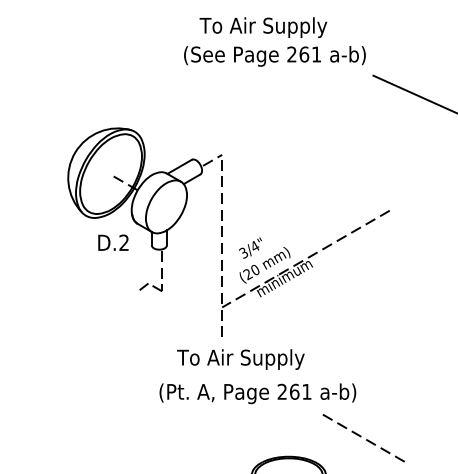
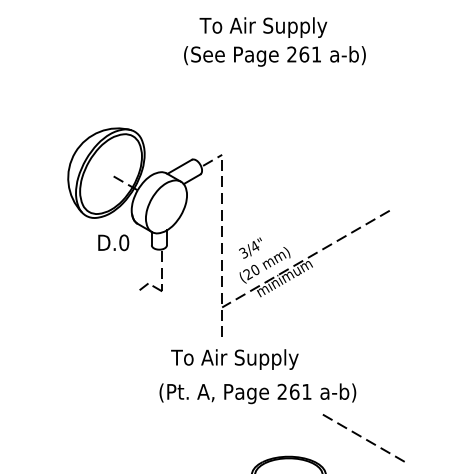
line: present -> none (413, 93)
text: D.2 -> D.0 (124, 242)
text position: (240, 359) -> (234, 359) (234, 359)
